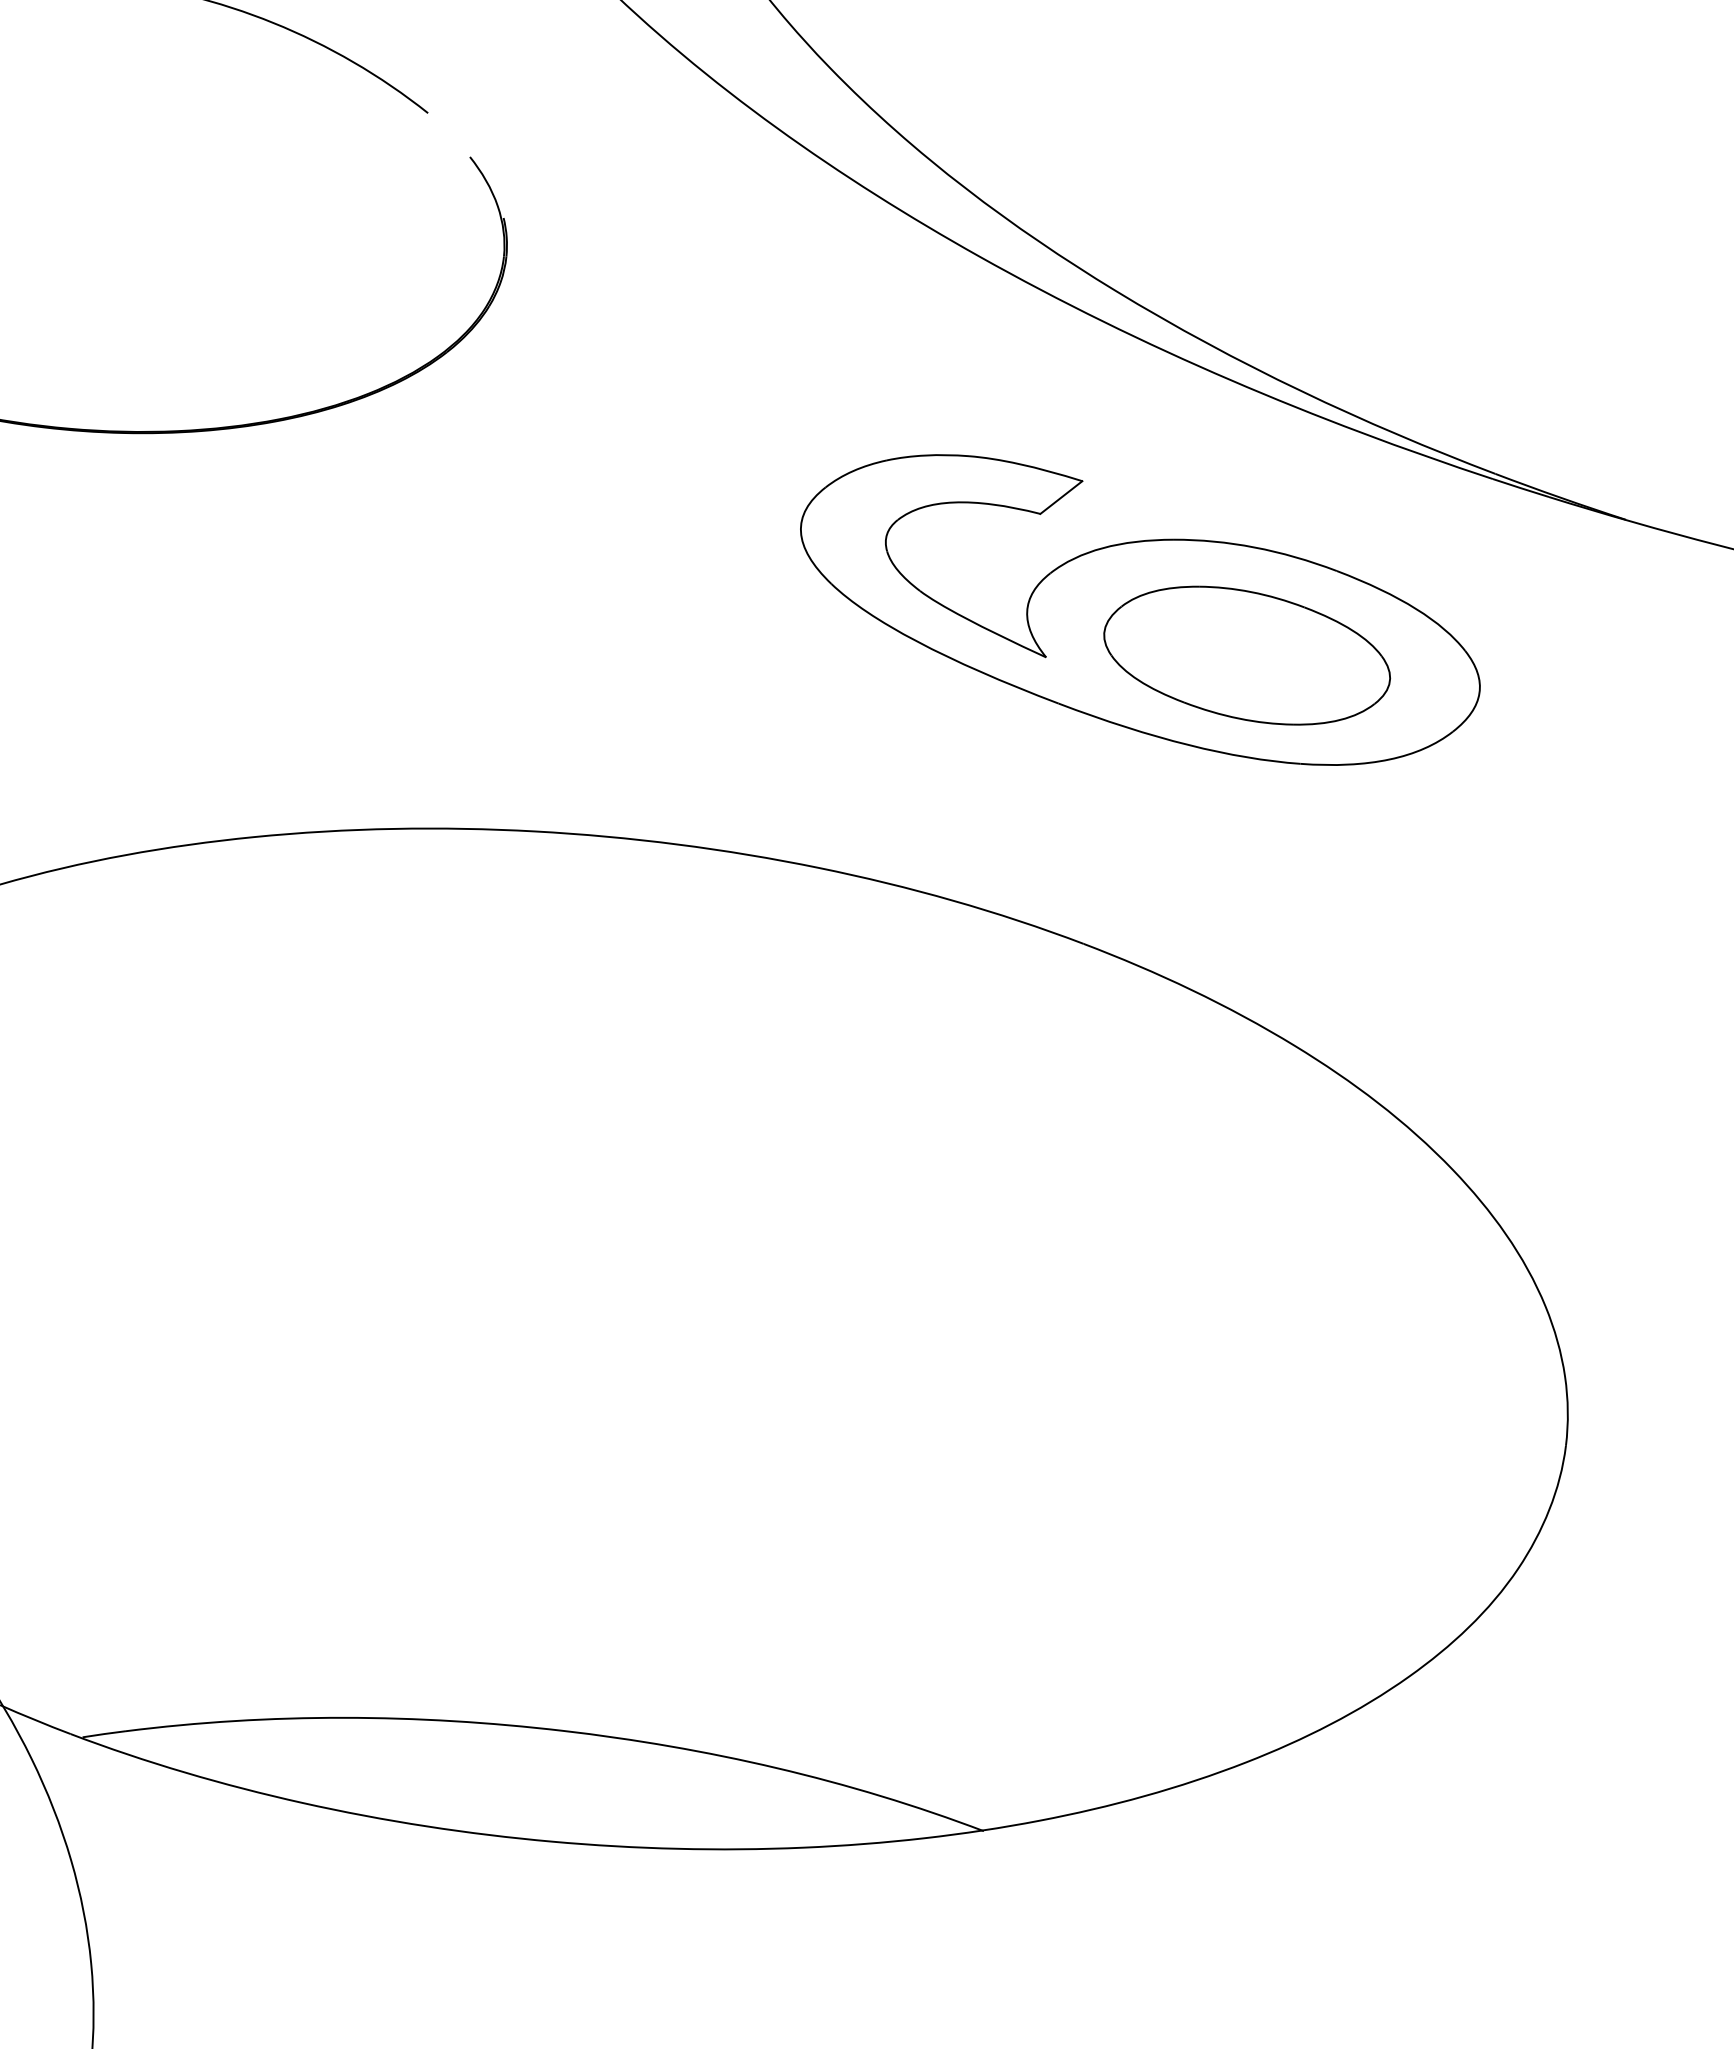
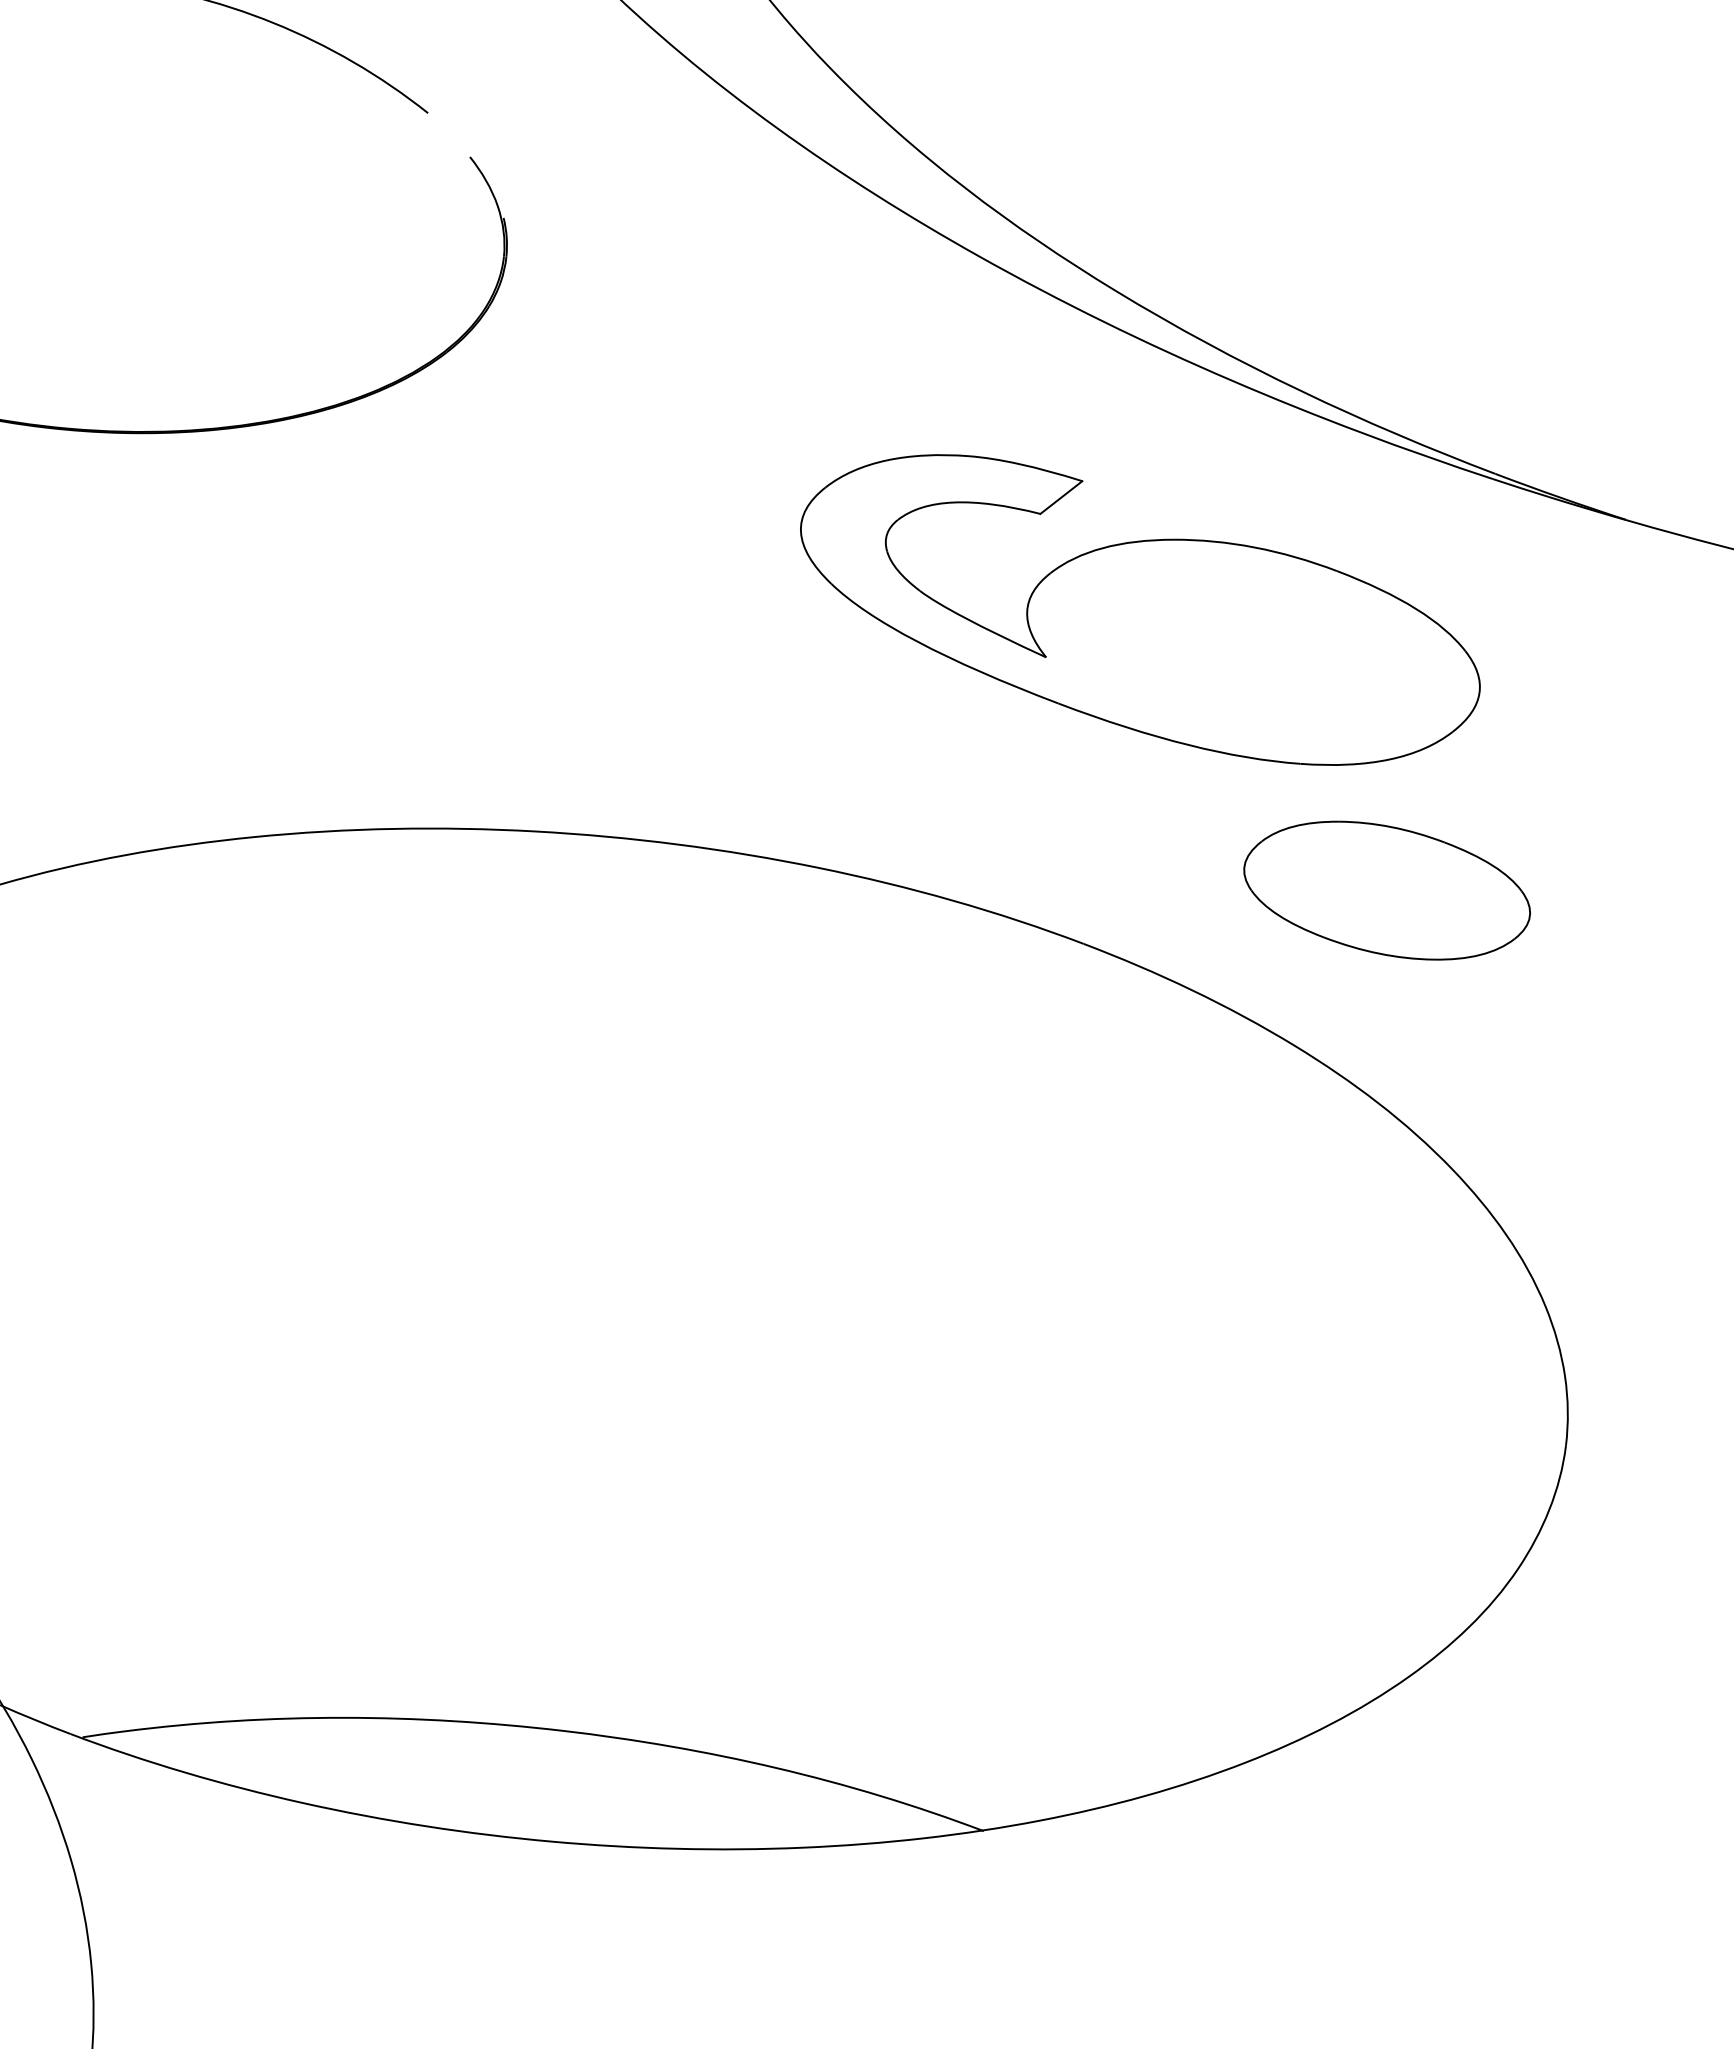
part position: (1247, 655) -> (1387, 890) (1387, 890)
